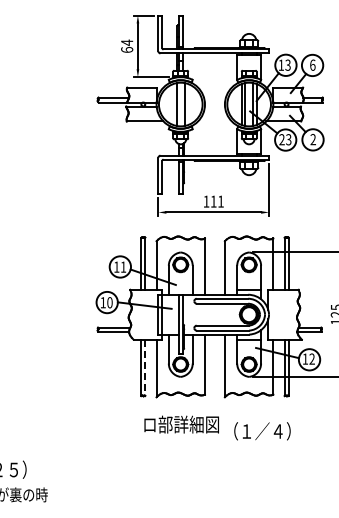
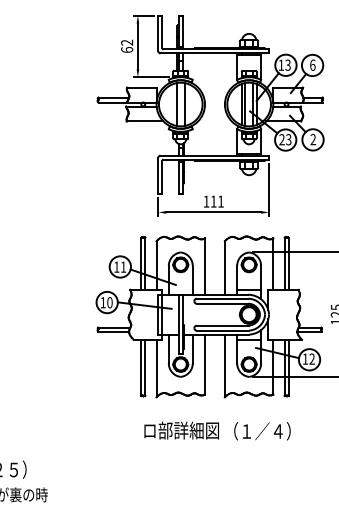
text: 64 -> 62 (127, 42)
line: dashed -> solid (145, 368)
text position: (181, 424) -> (181, 430) (181, 430)
